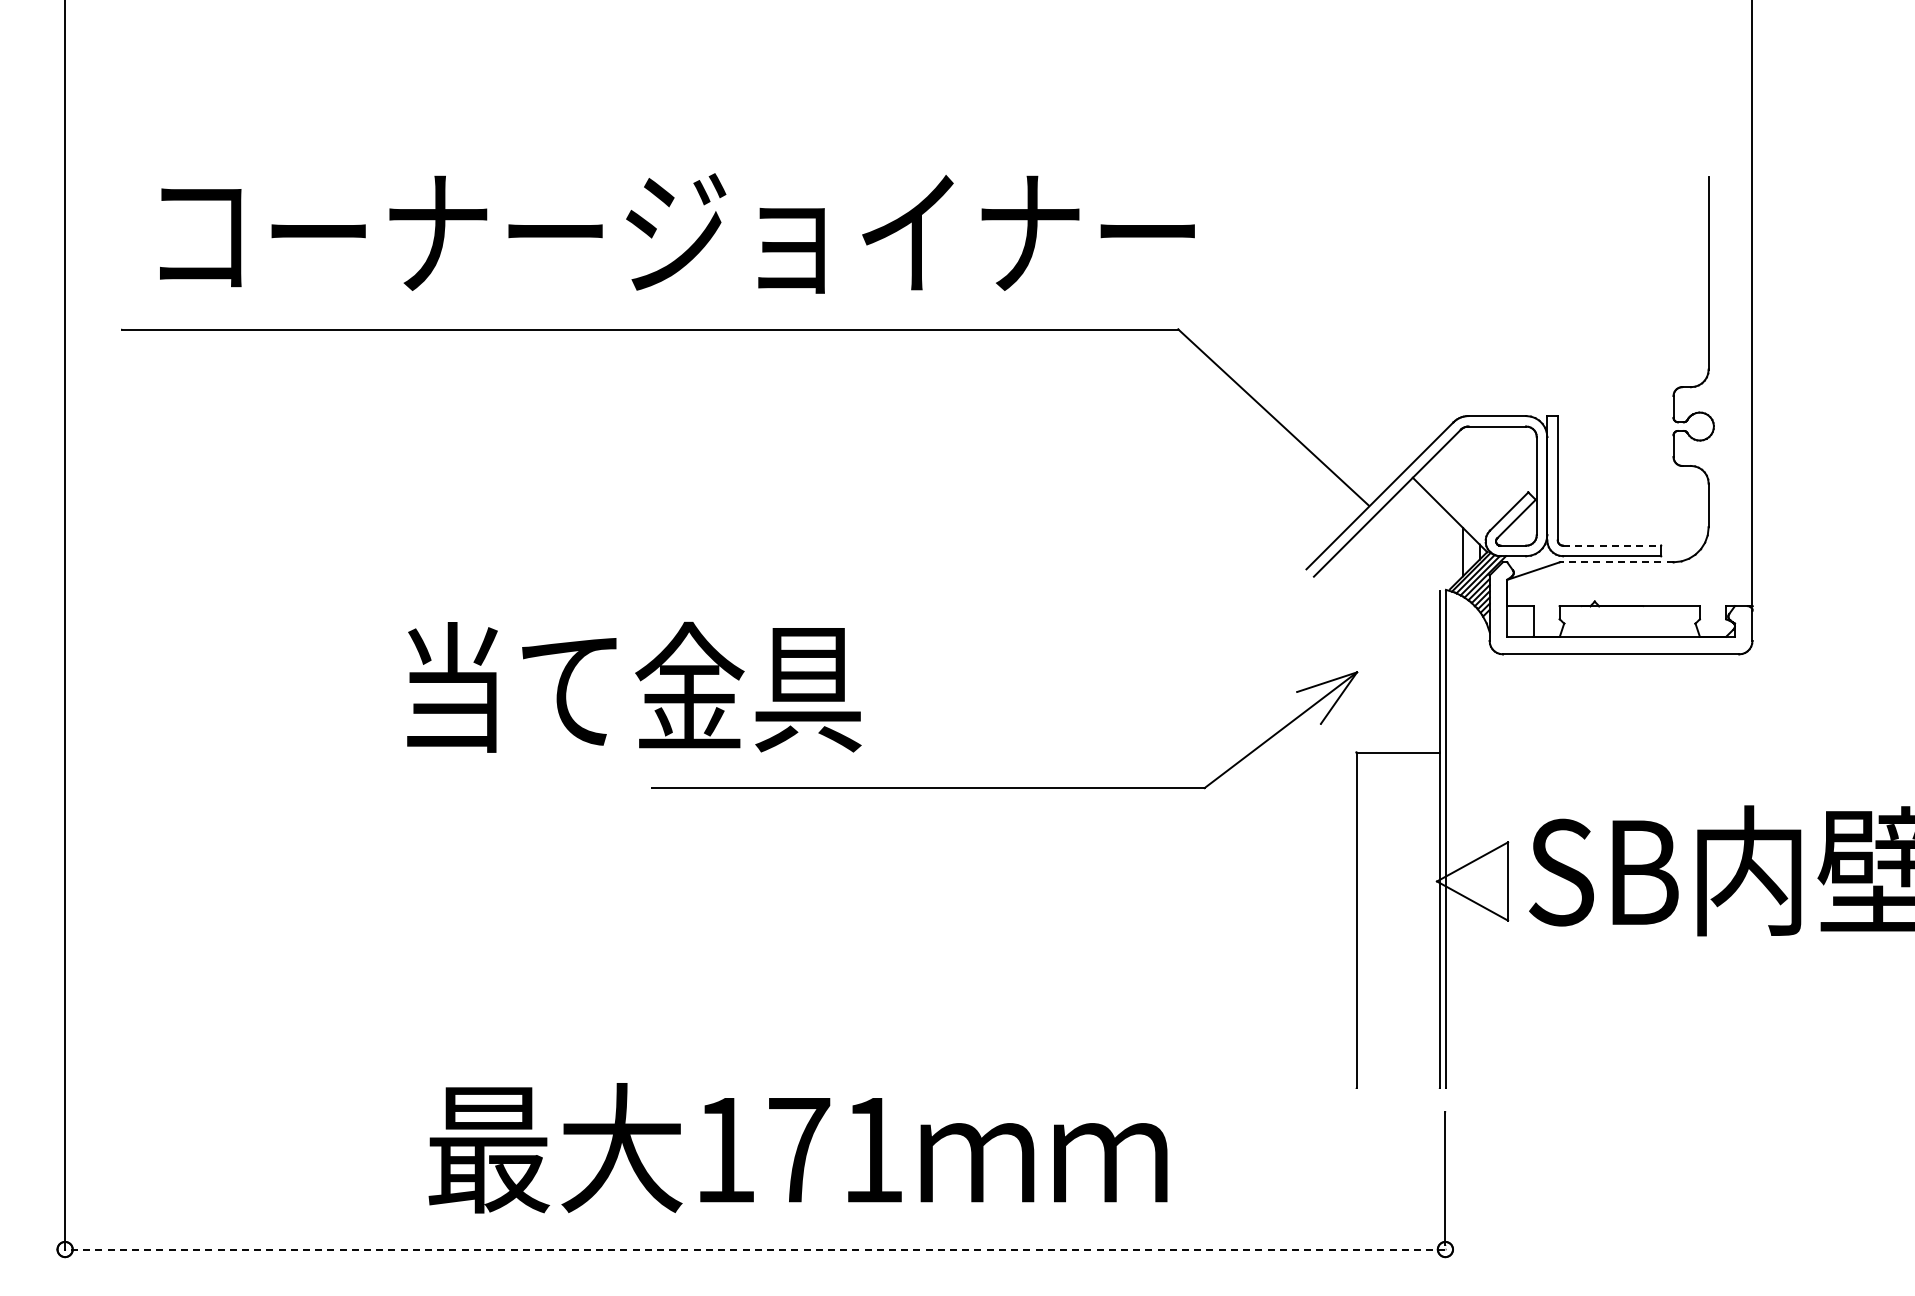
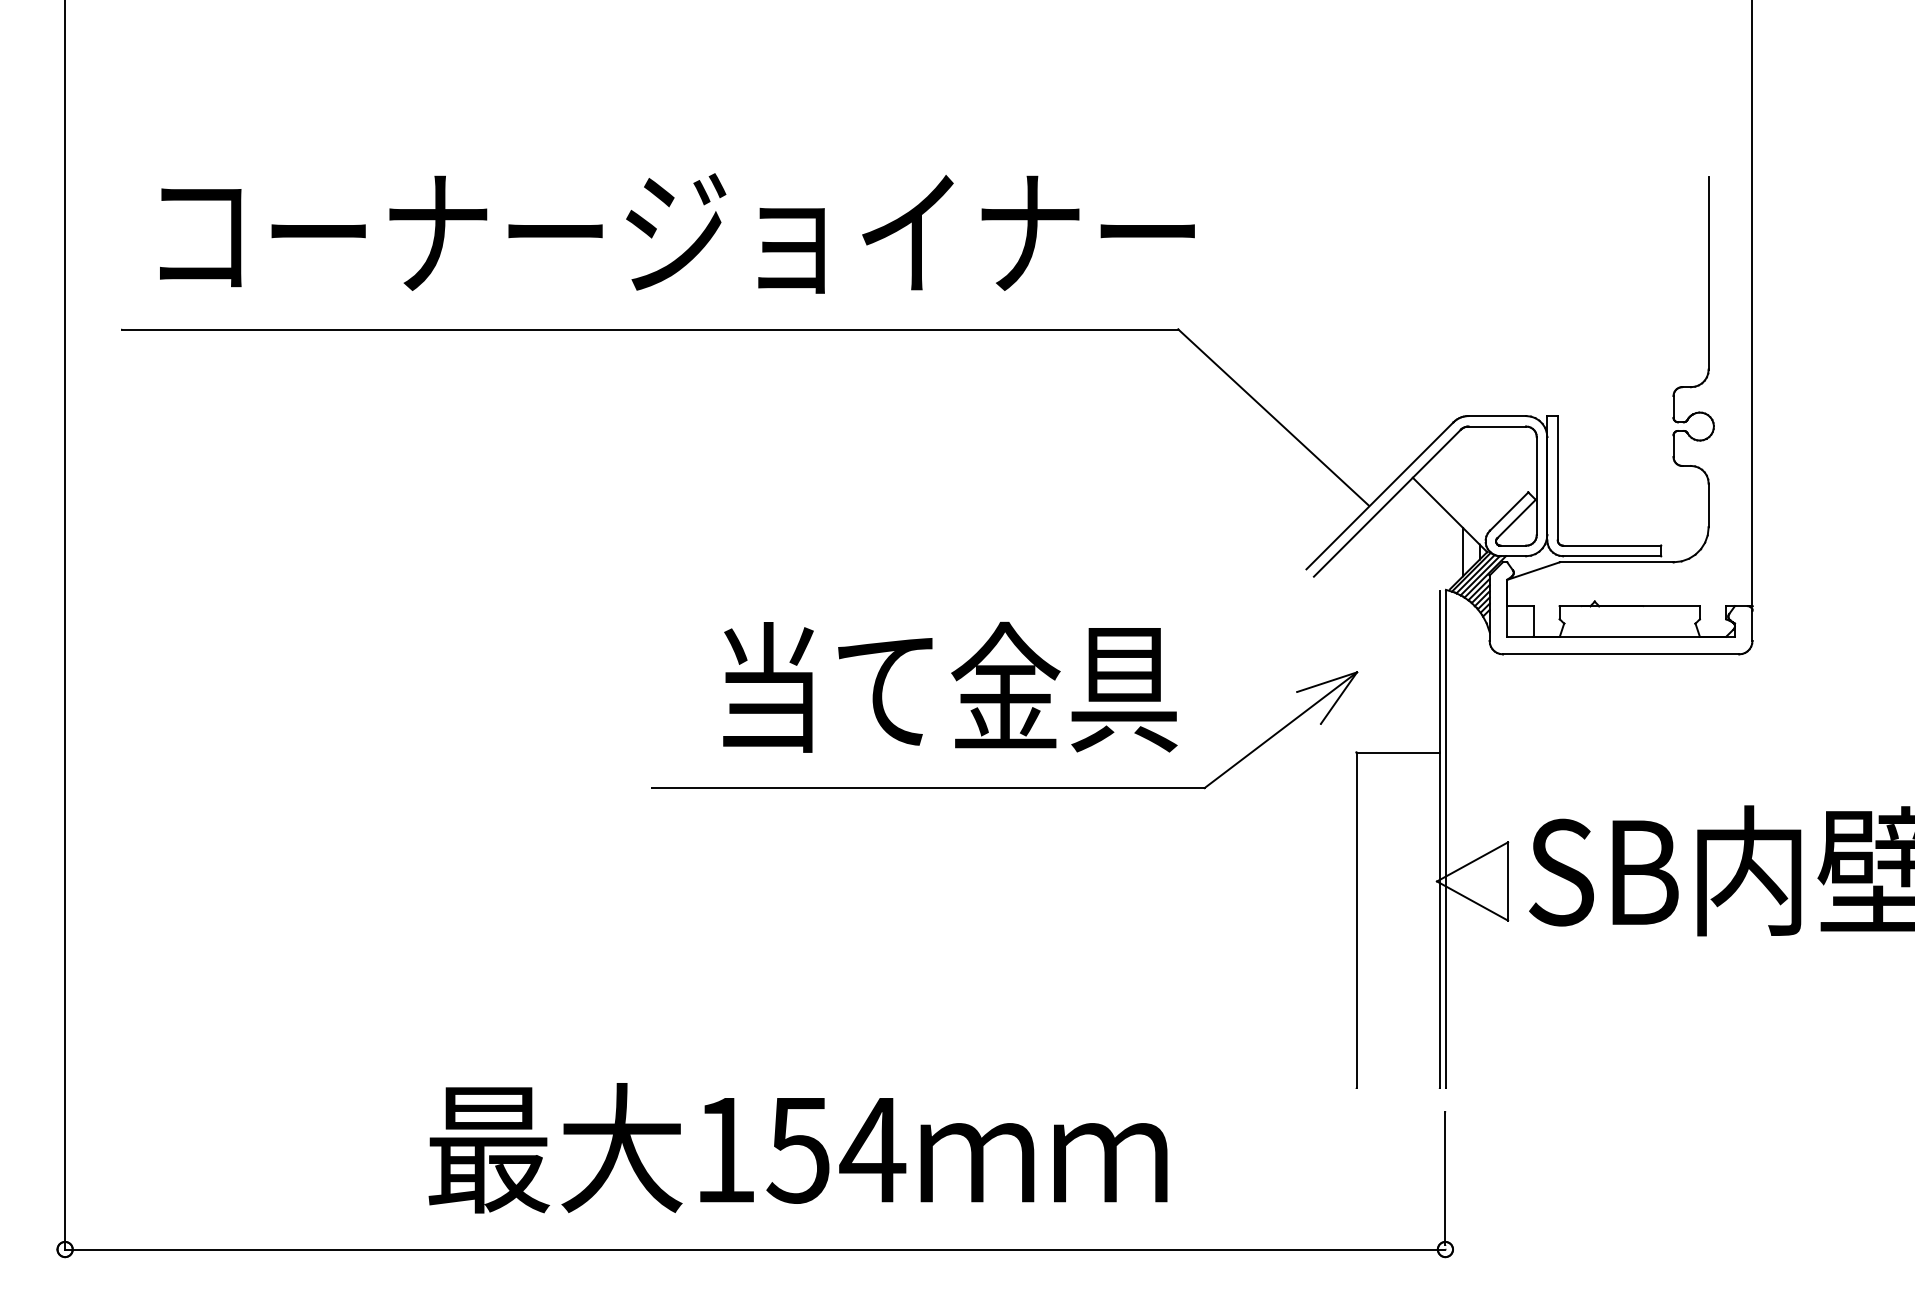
line: dashed -> solid (1612, 545)
line: dashed -> solid (1616, 562)
text position: (634, 686) -> (950, 686) (950, 686)
text: 171 -> 154 (836, 1150)
line: dashed -> solid (754, 1249)
